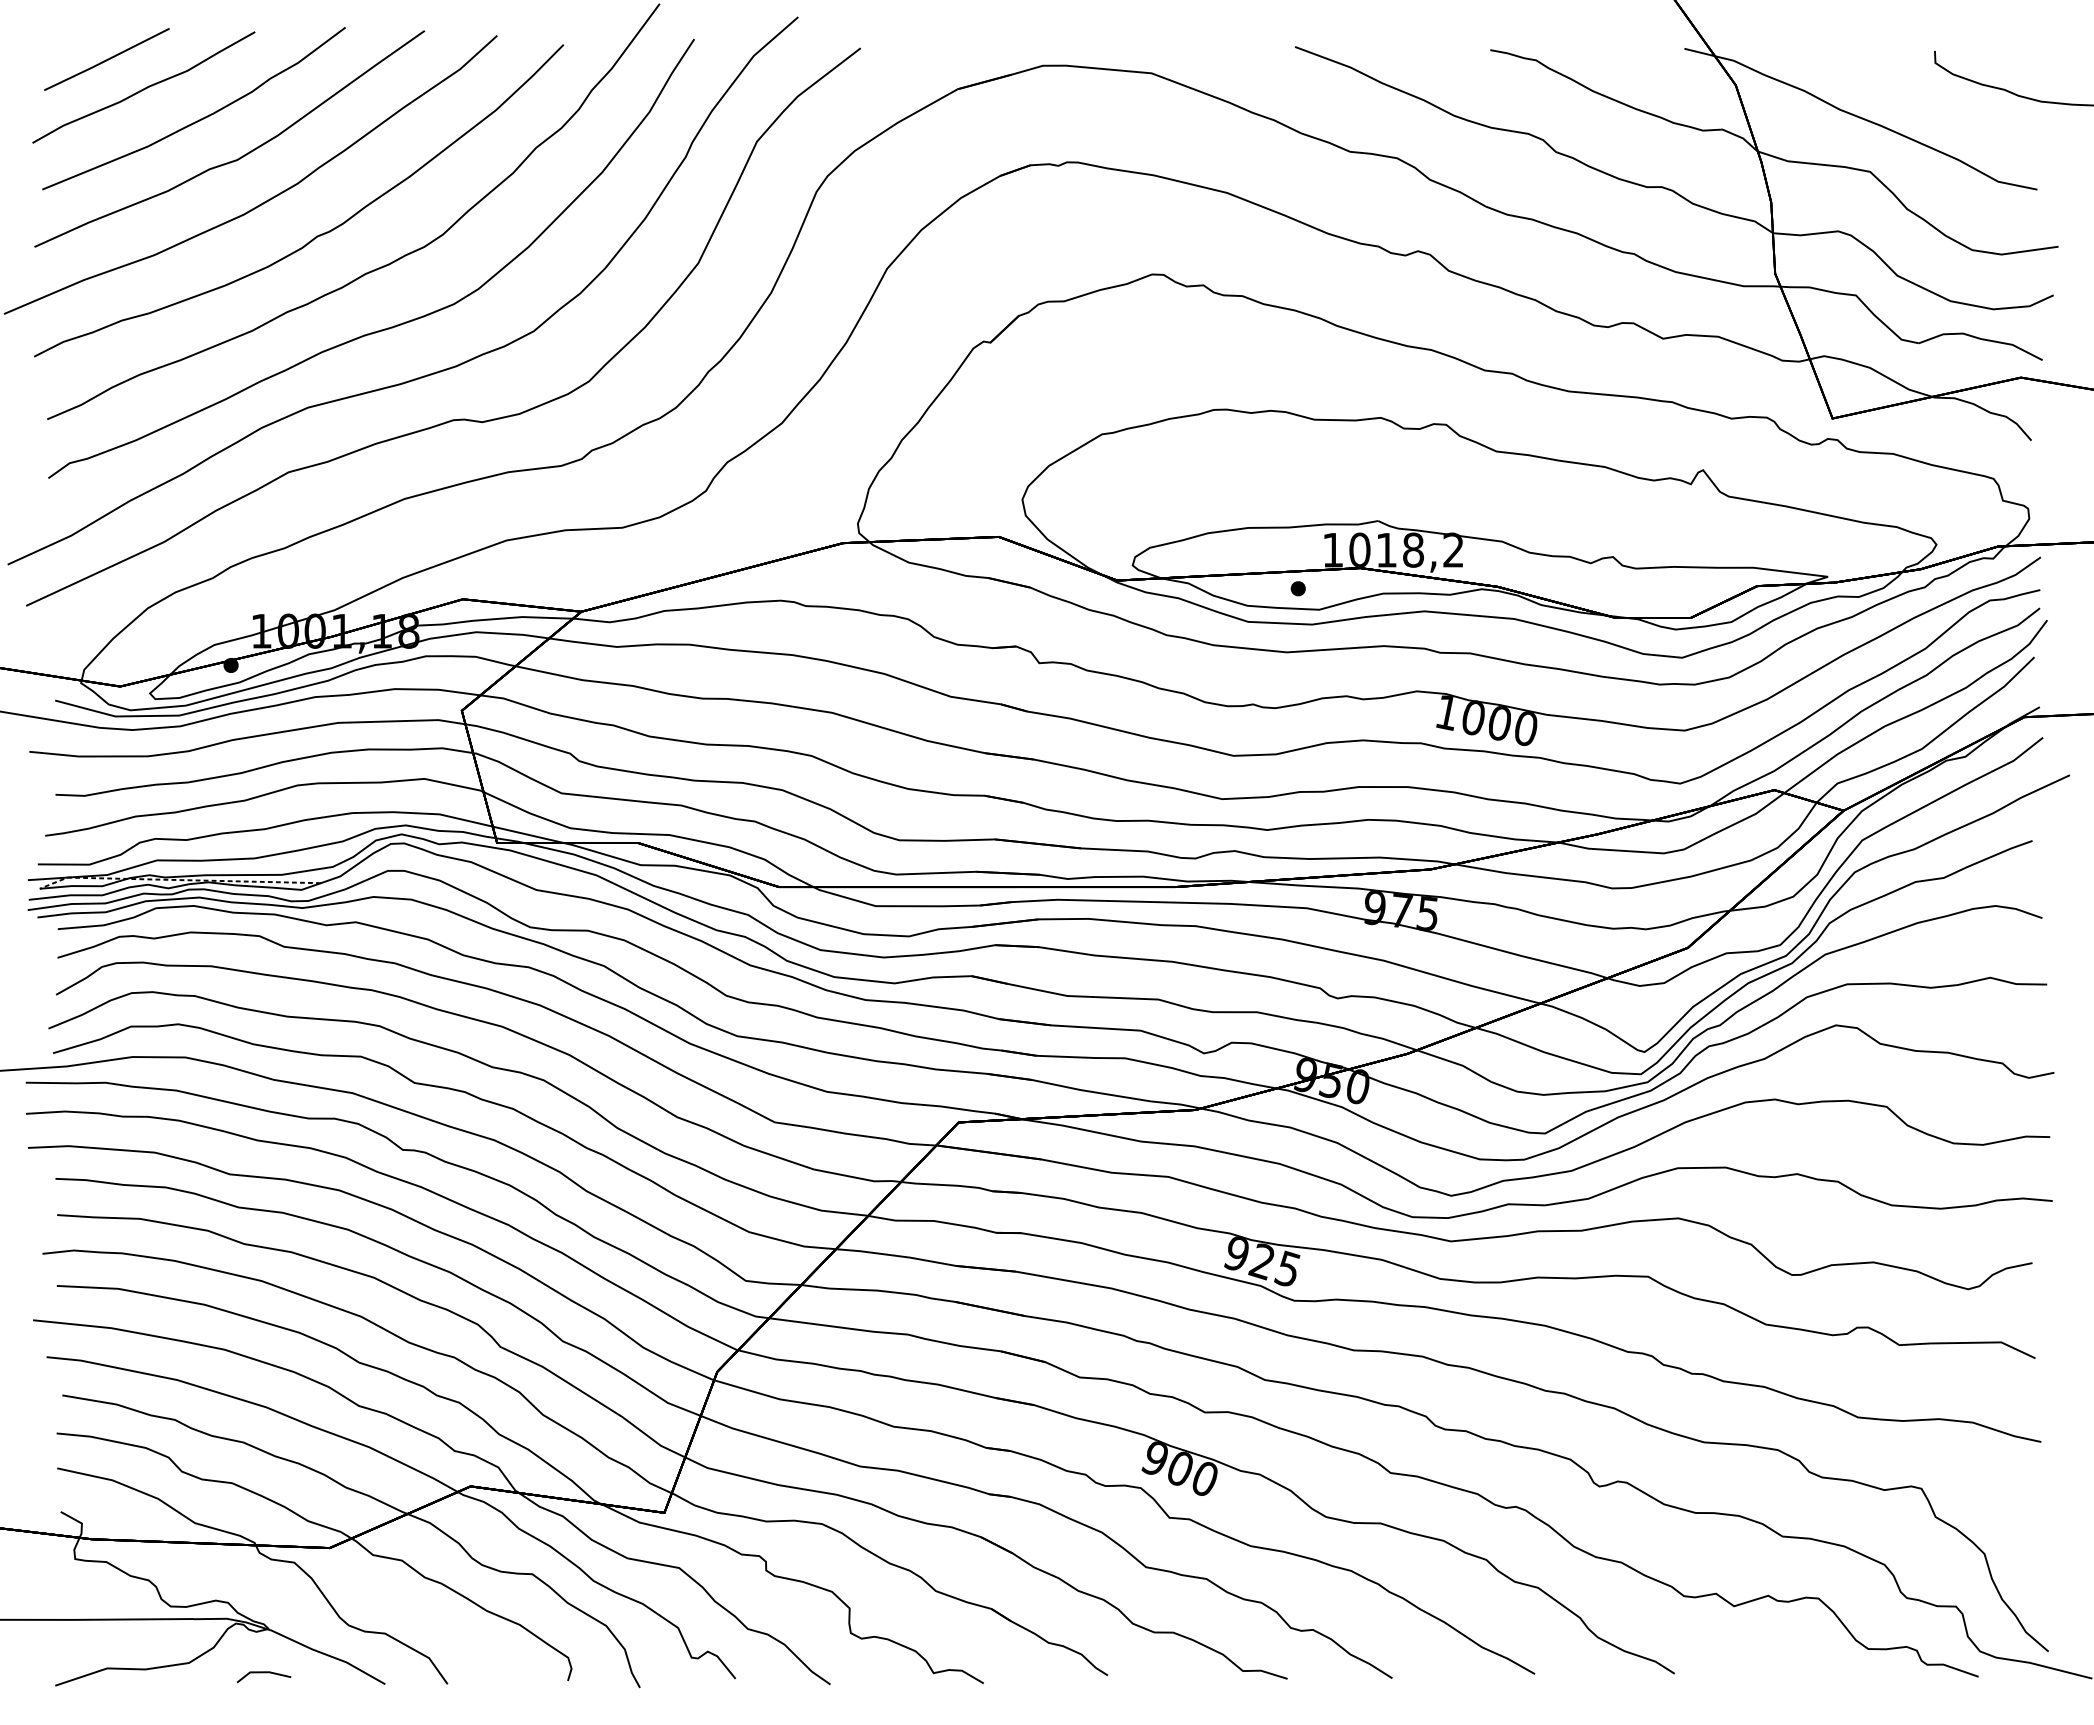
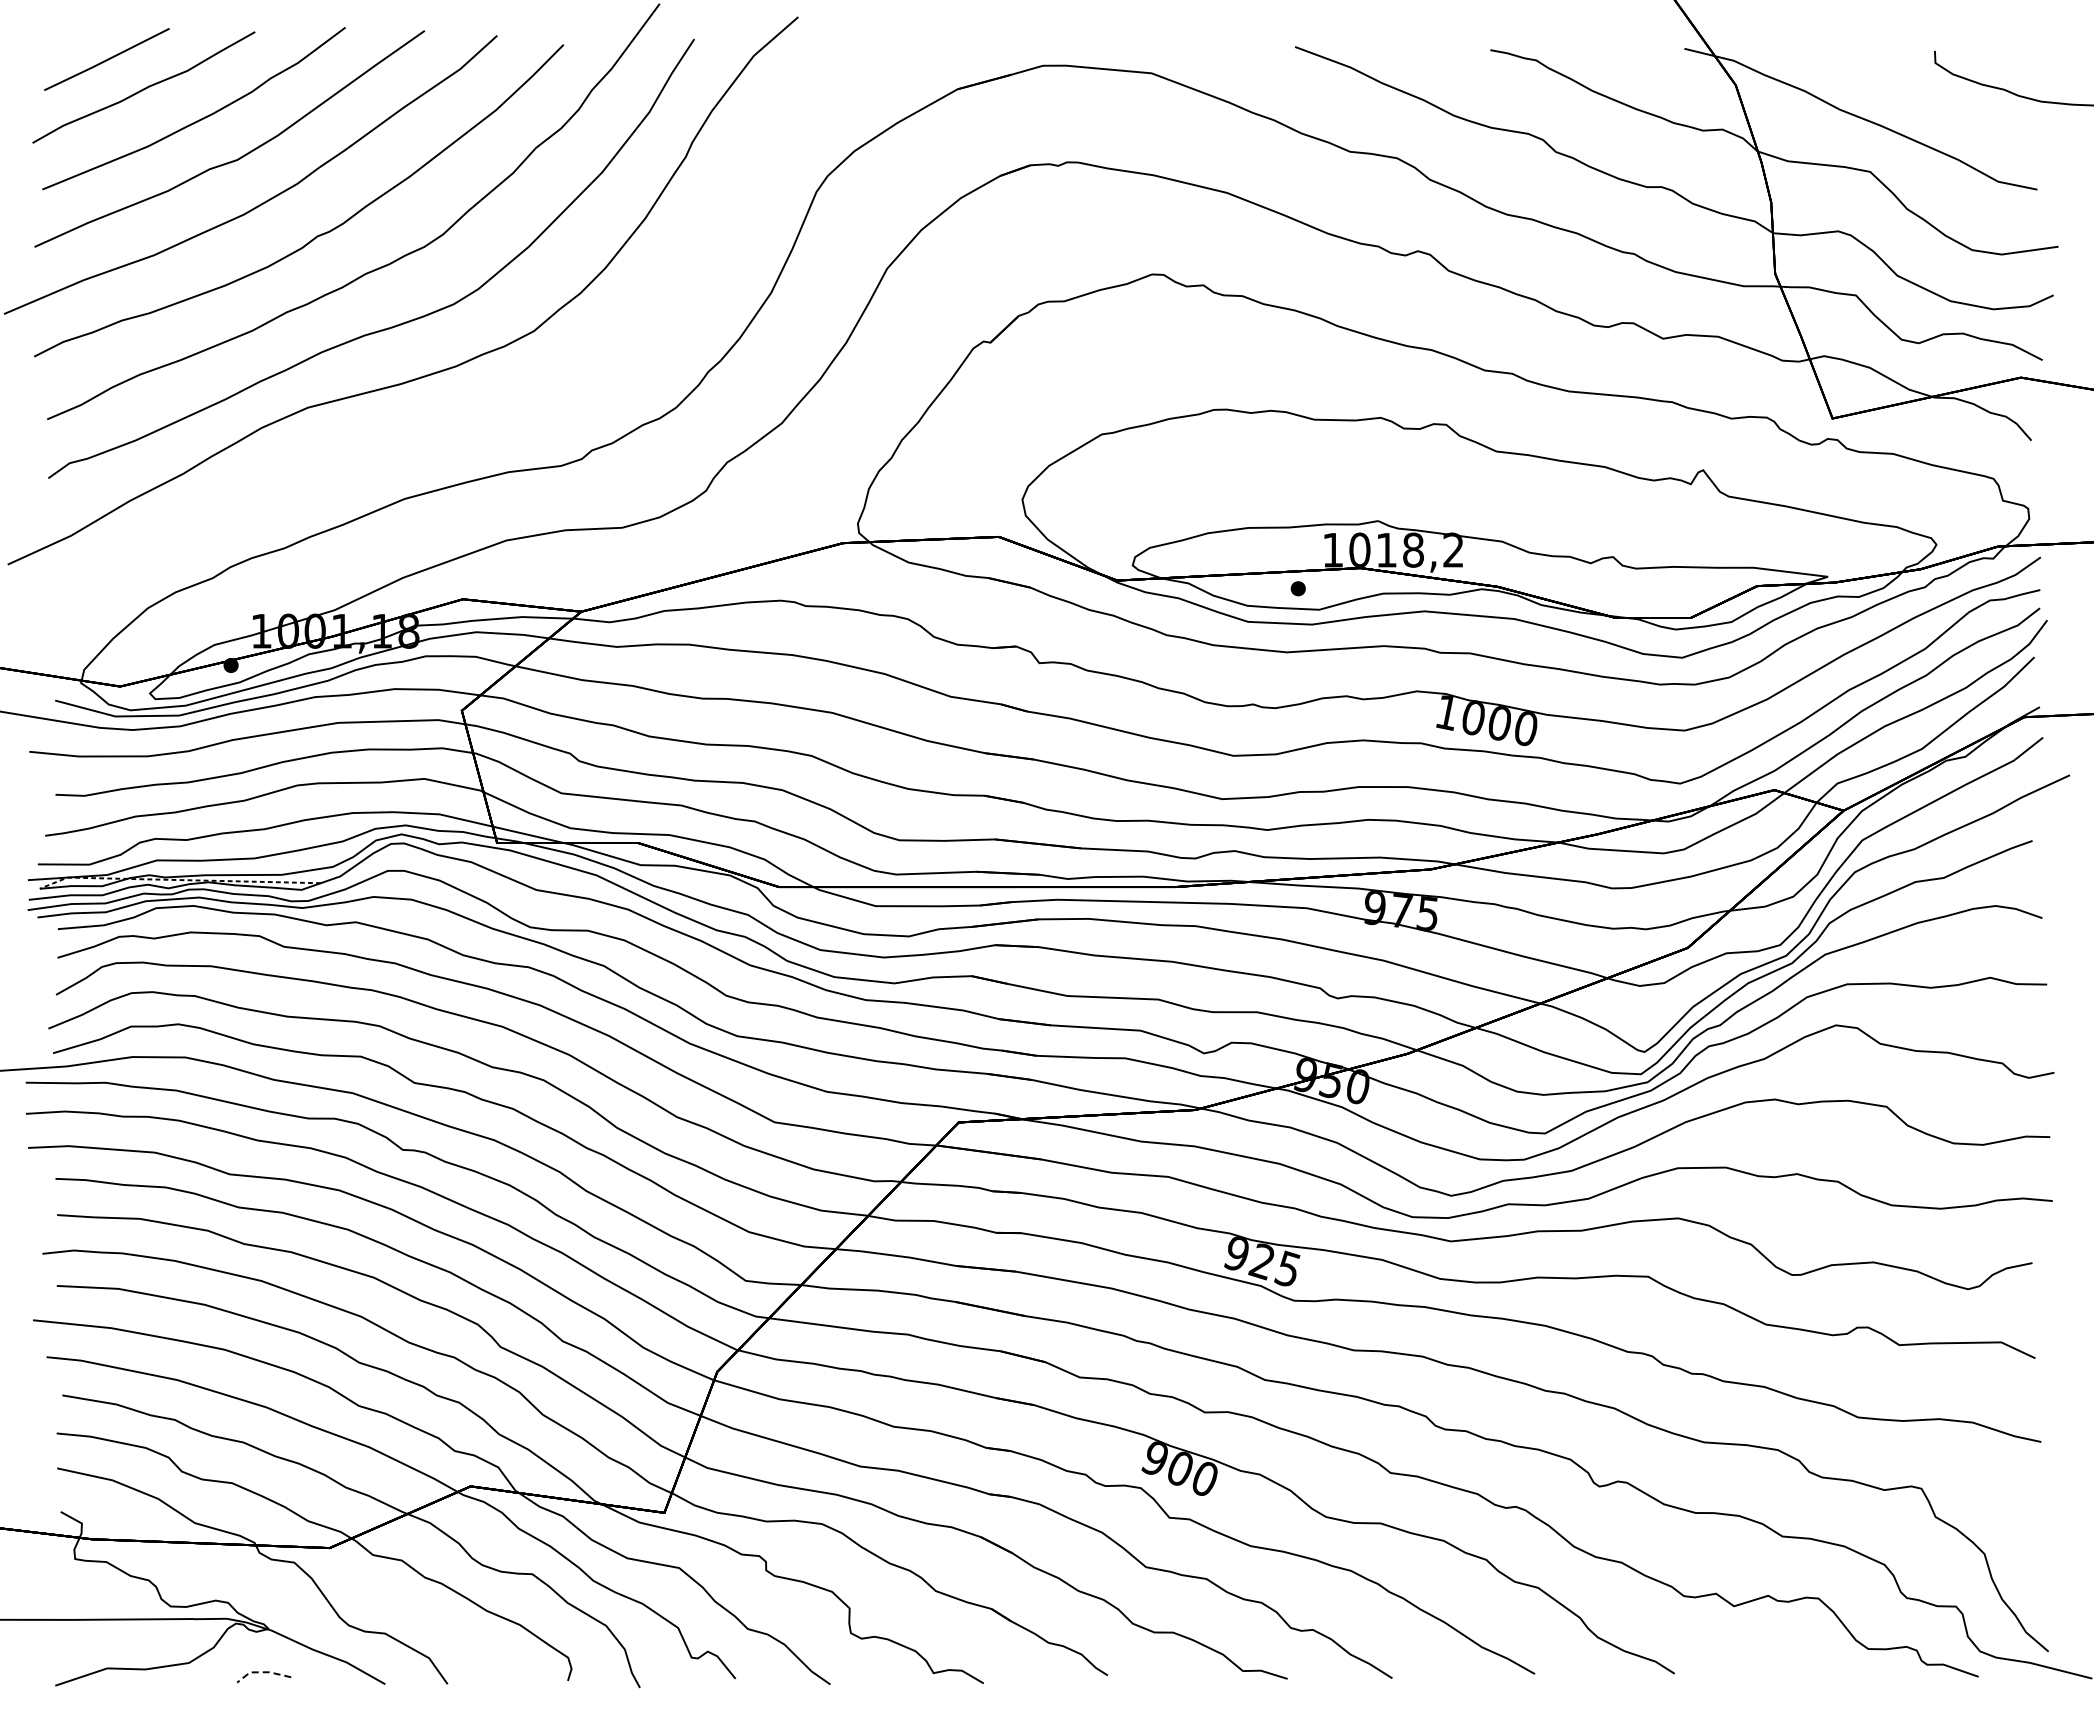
curve: present -> none (451, 419)
line: solid -> dashed (262, 1672)
